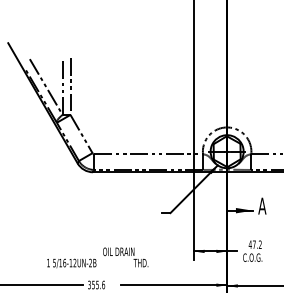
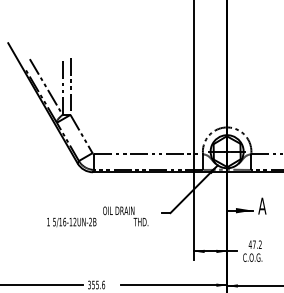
text position: (97, 257) -> (97, 216) (97, 216)
